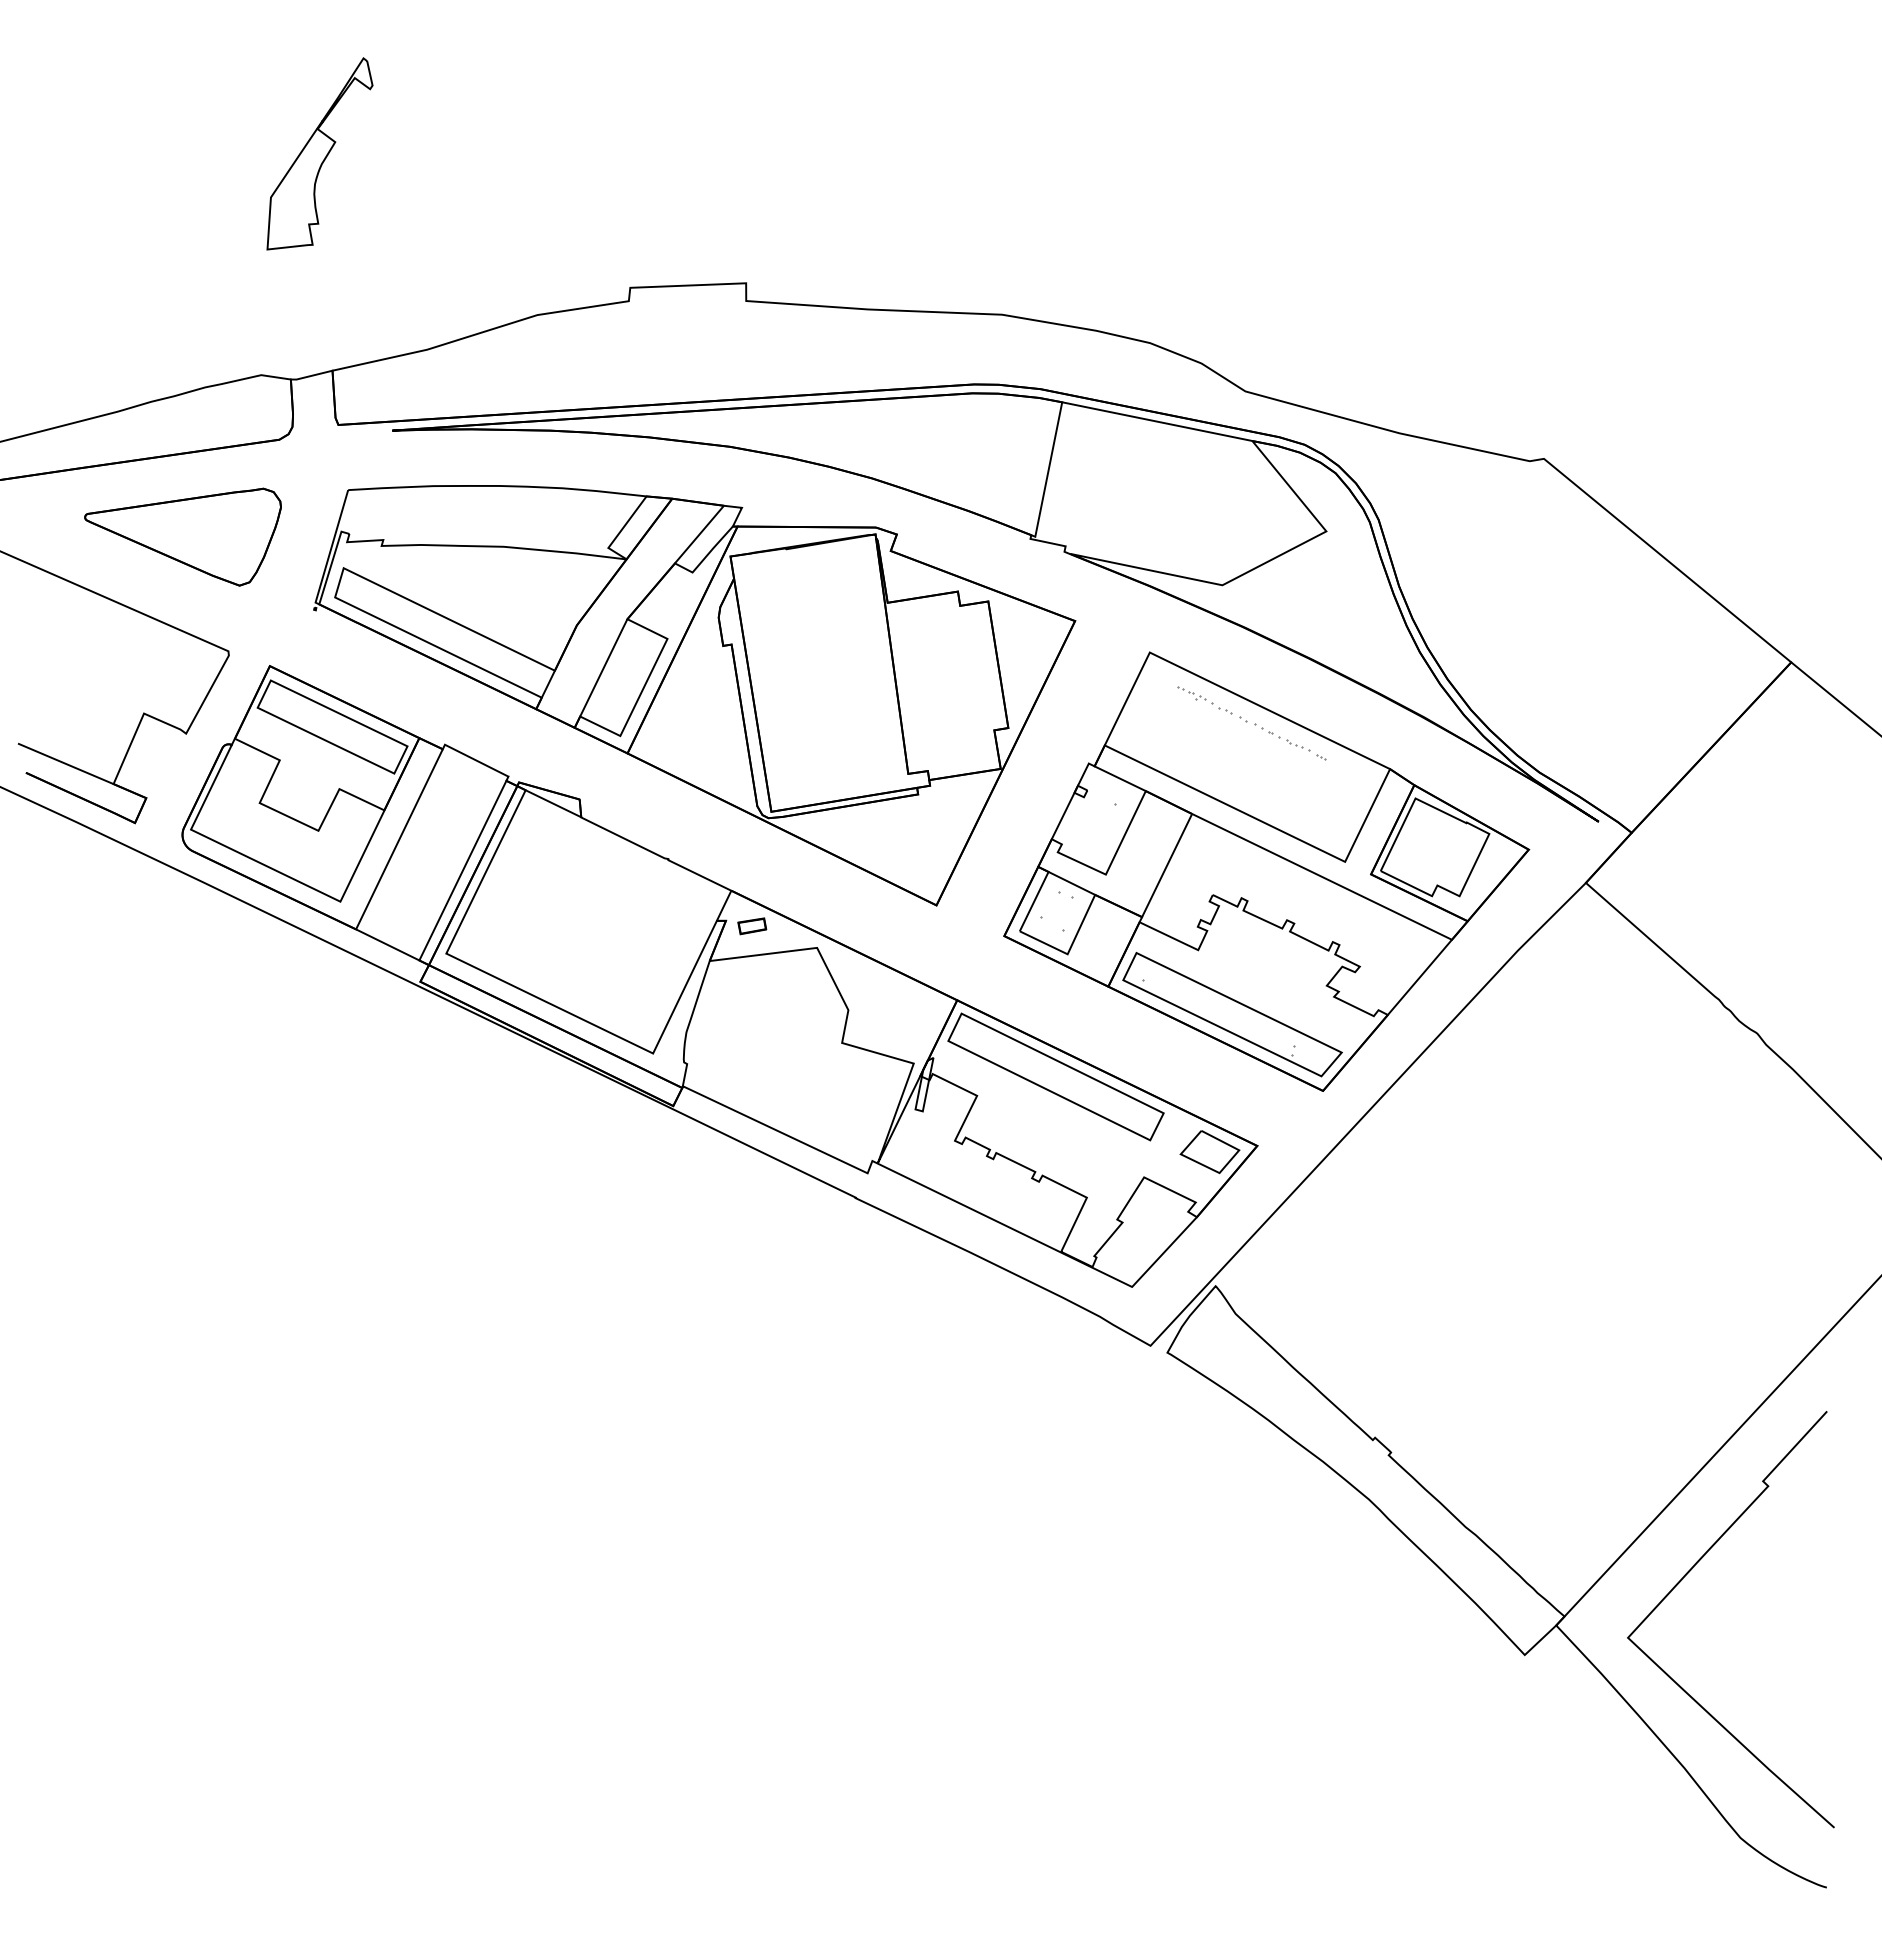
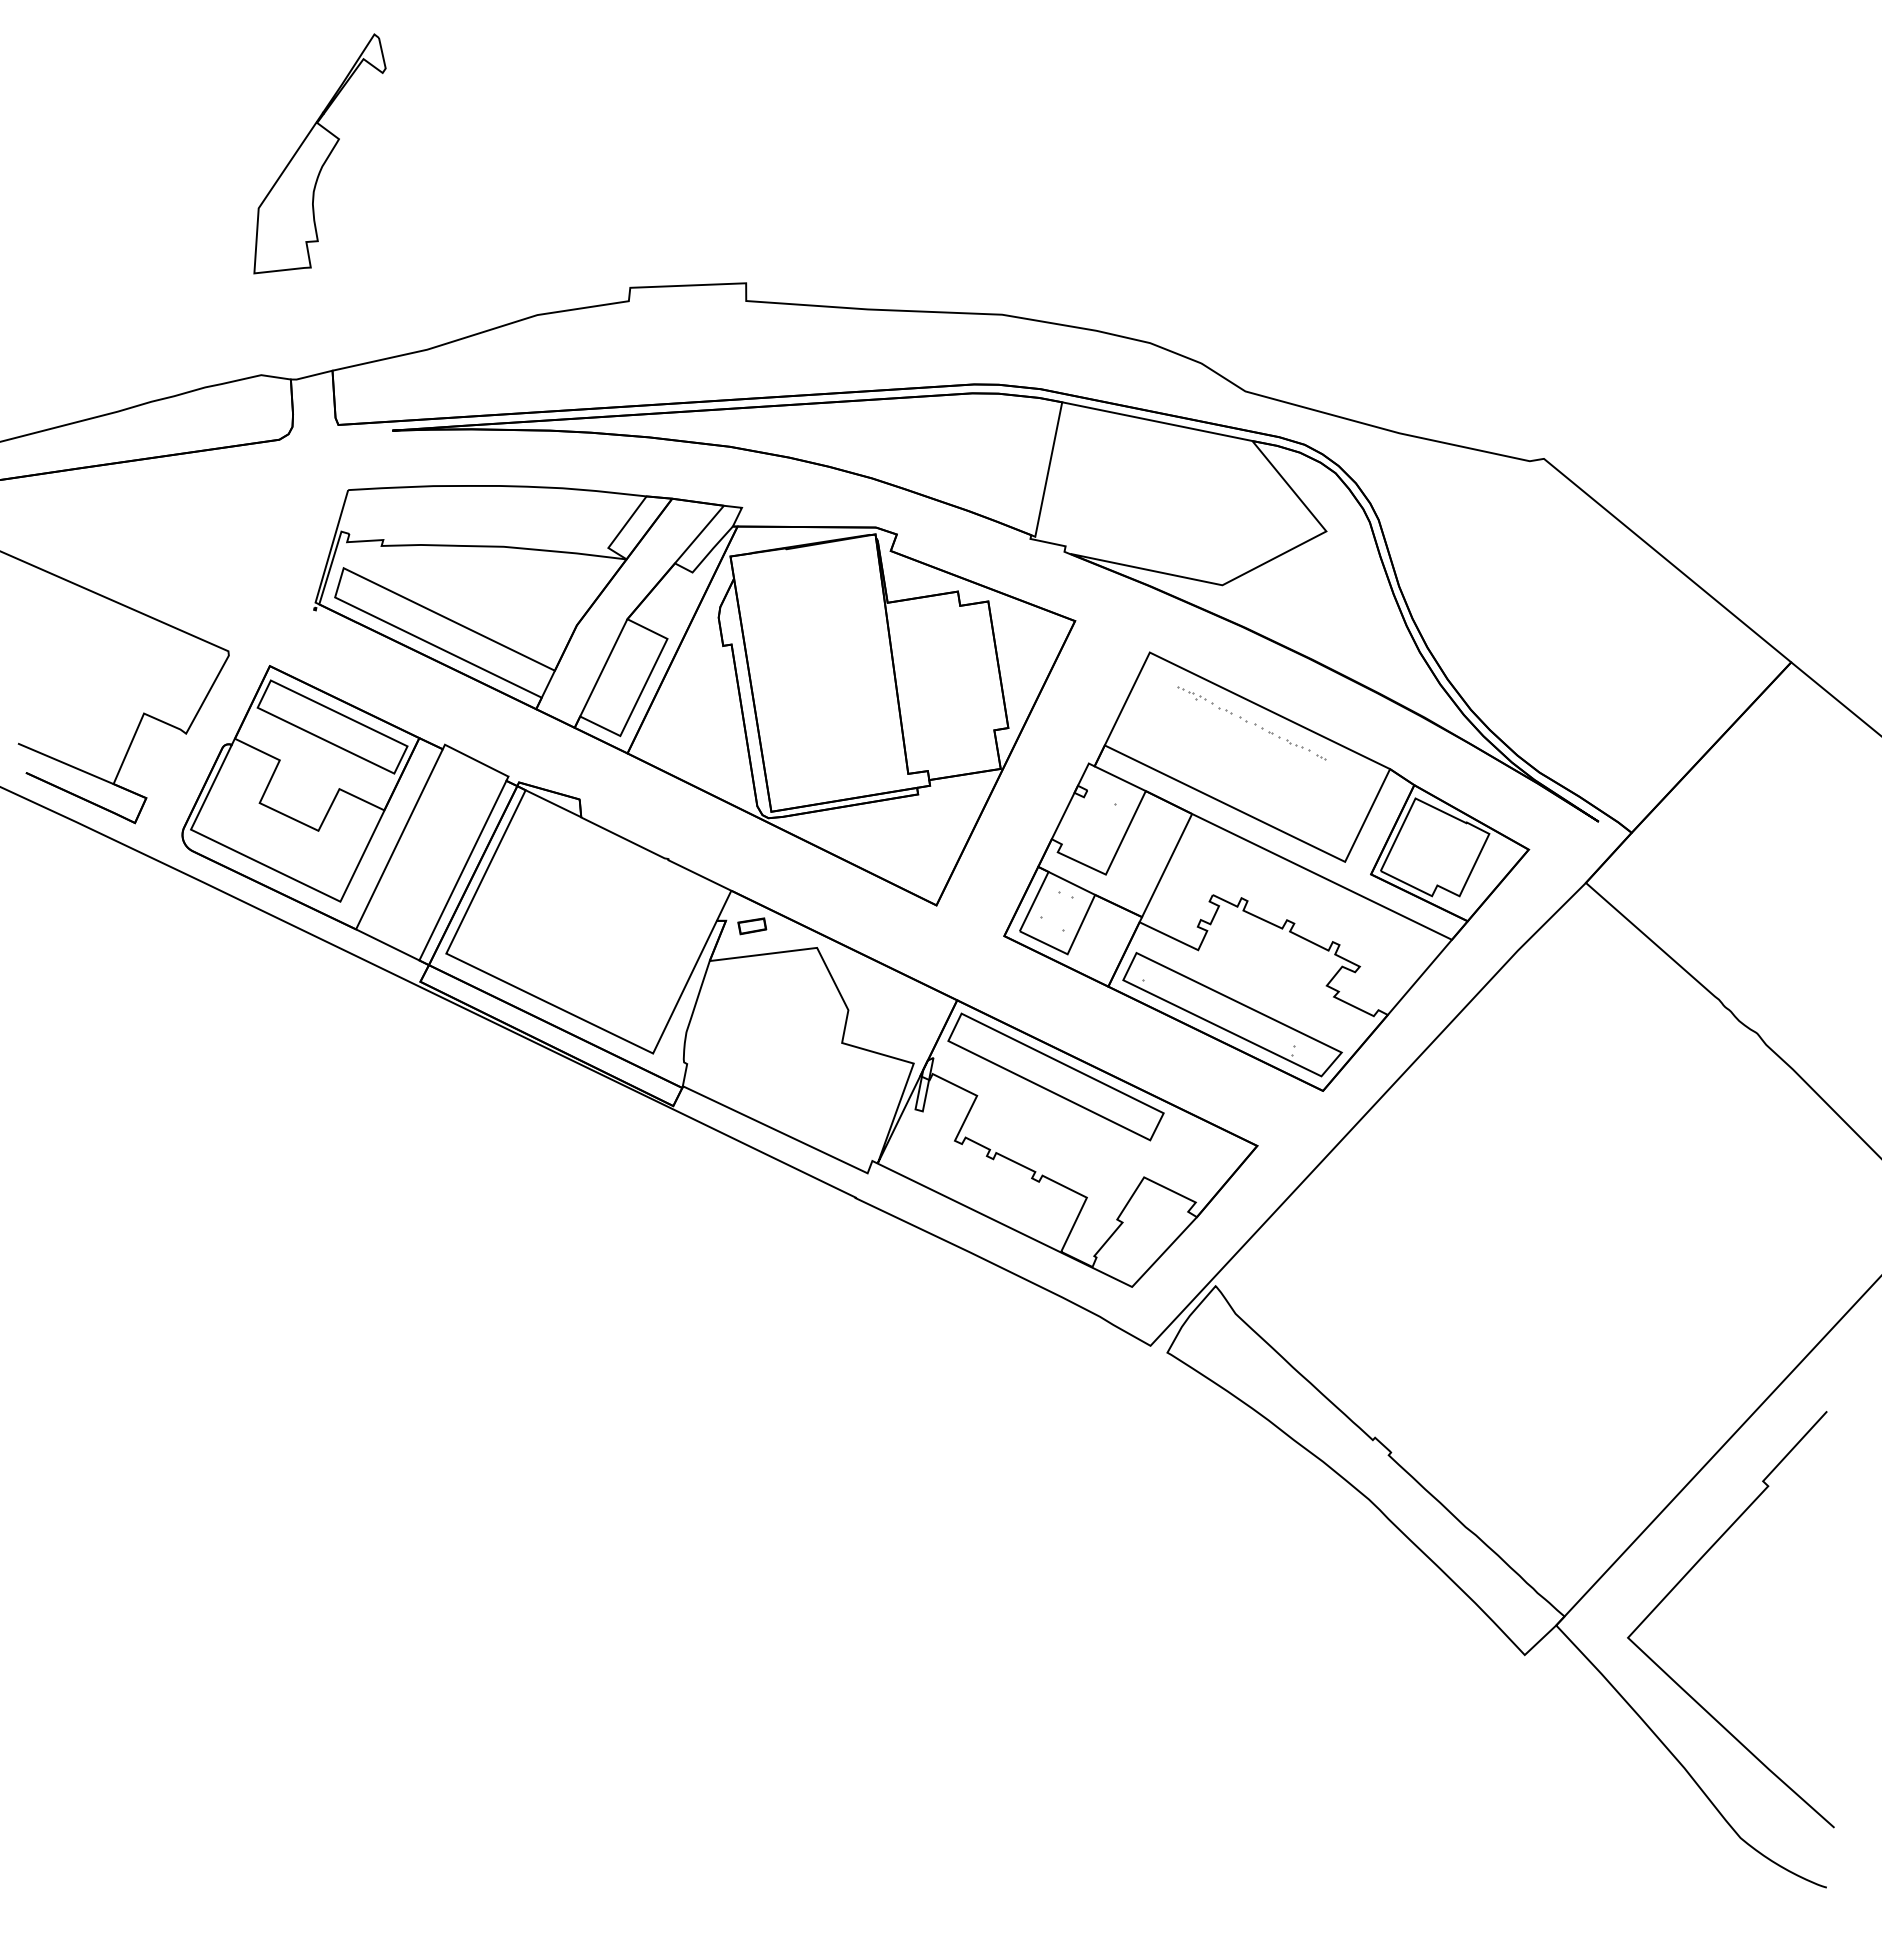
part size: 108x194 px -> 134x242 px (319, 153)
part: present -> none (182, 536)
part: present -> none (1209, 1151)
